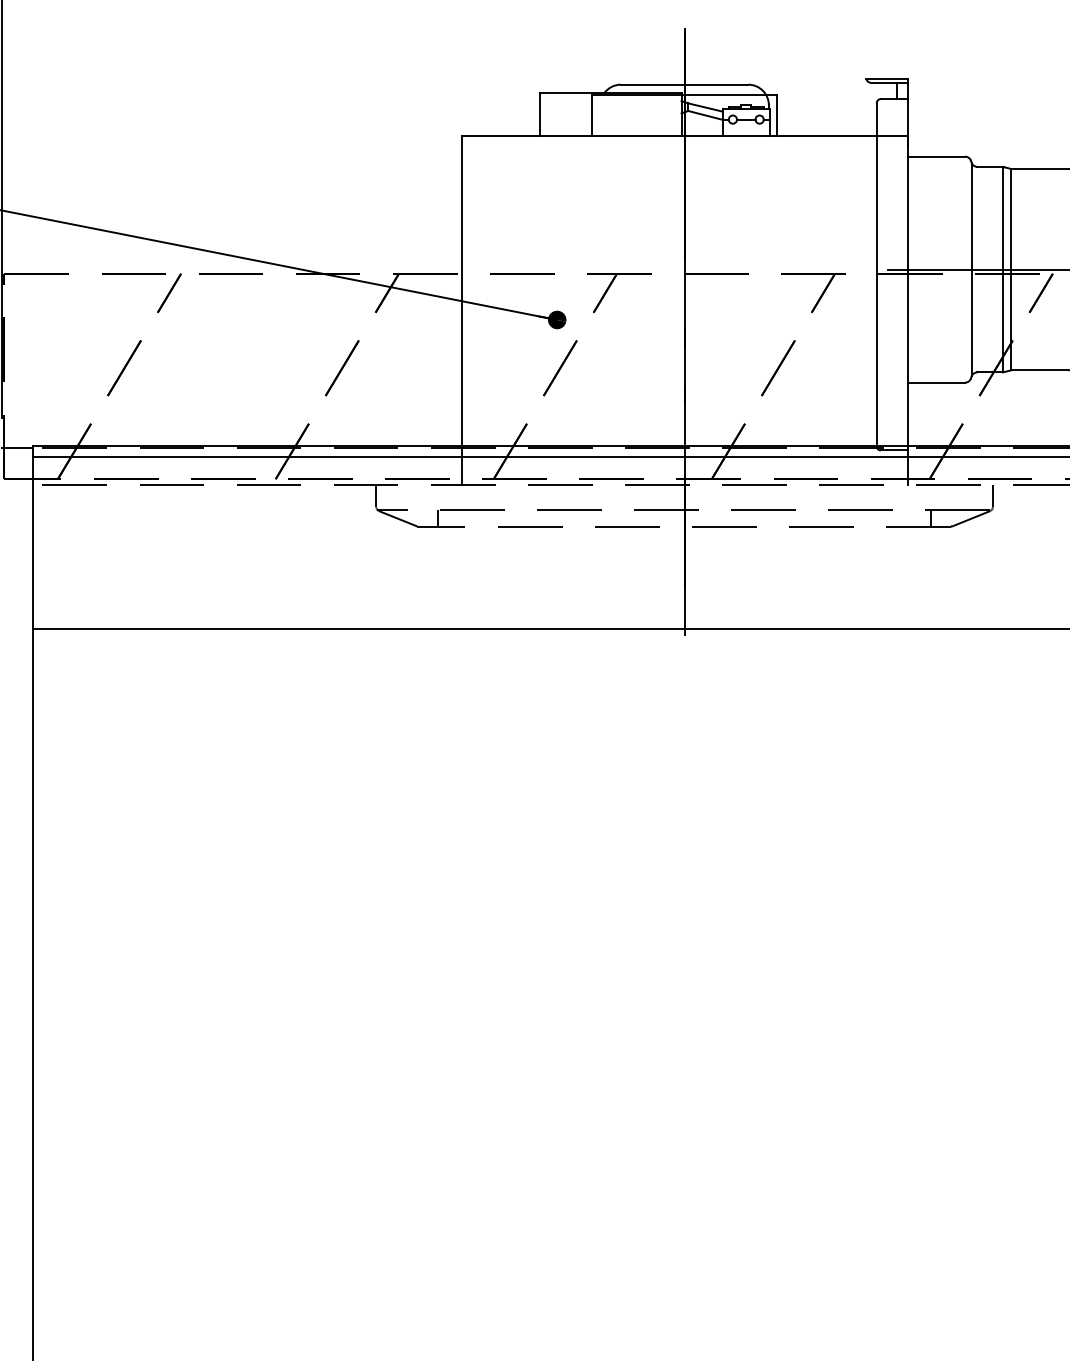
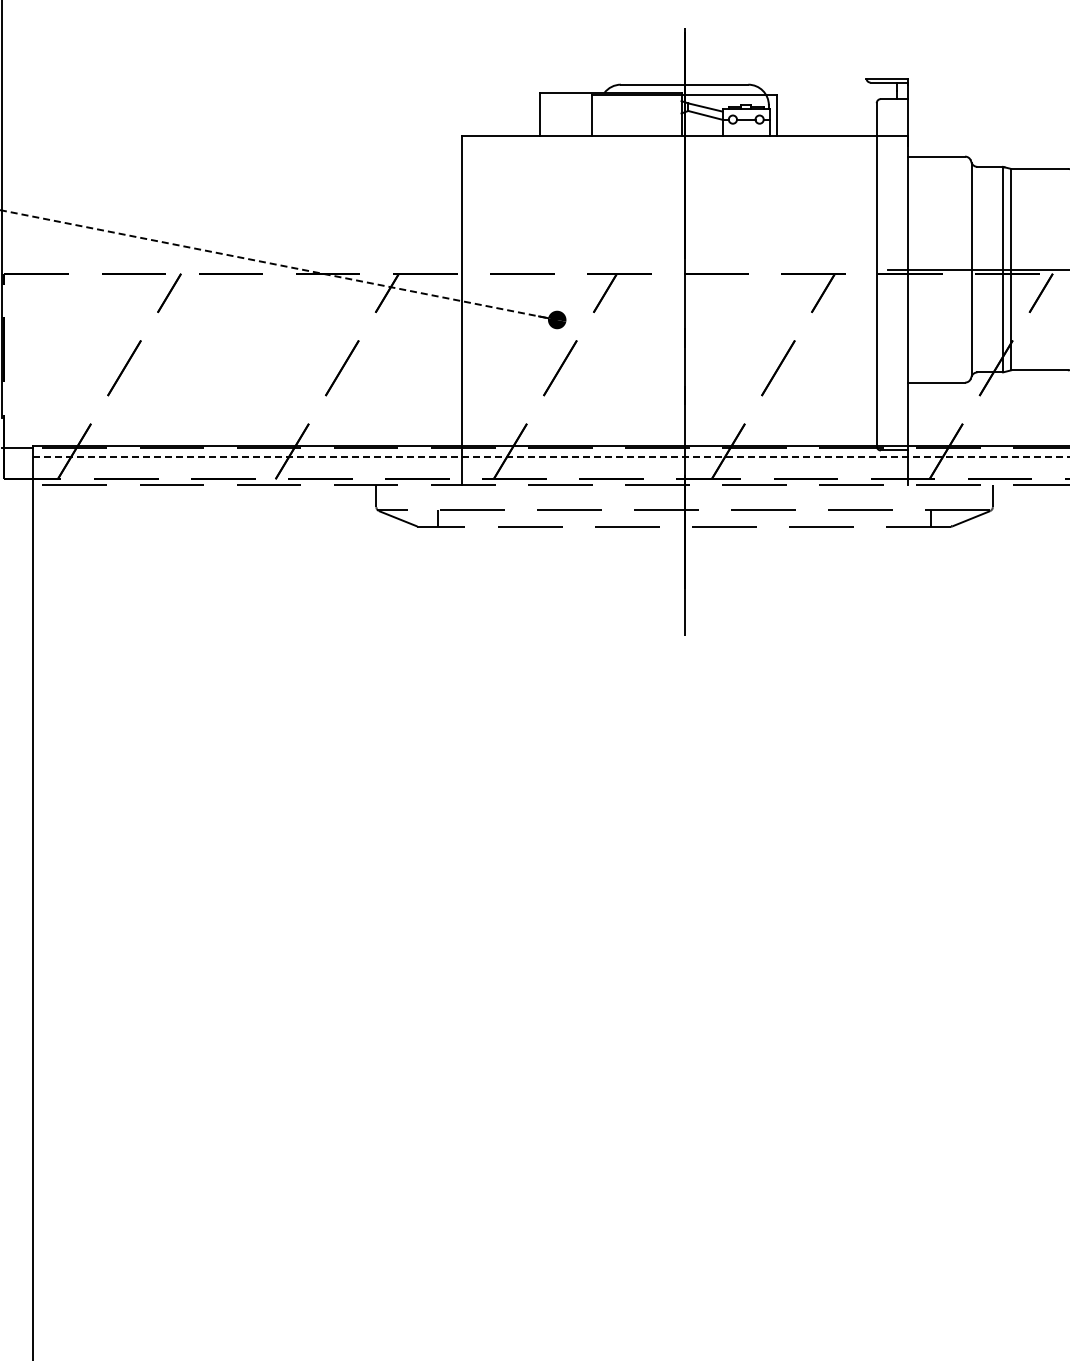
line: solid -> dashed (278, 265)
line: solid -> dashed (551, 456)
line: present -> none (549, 629)
